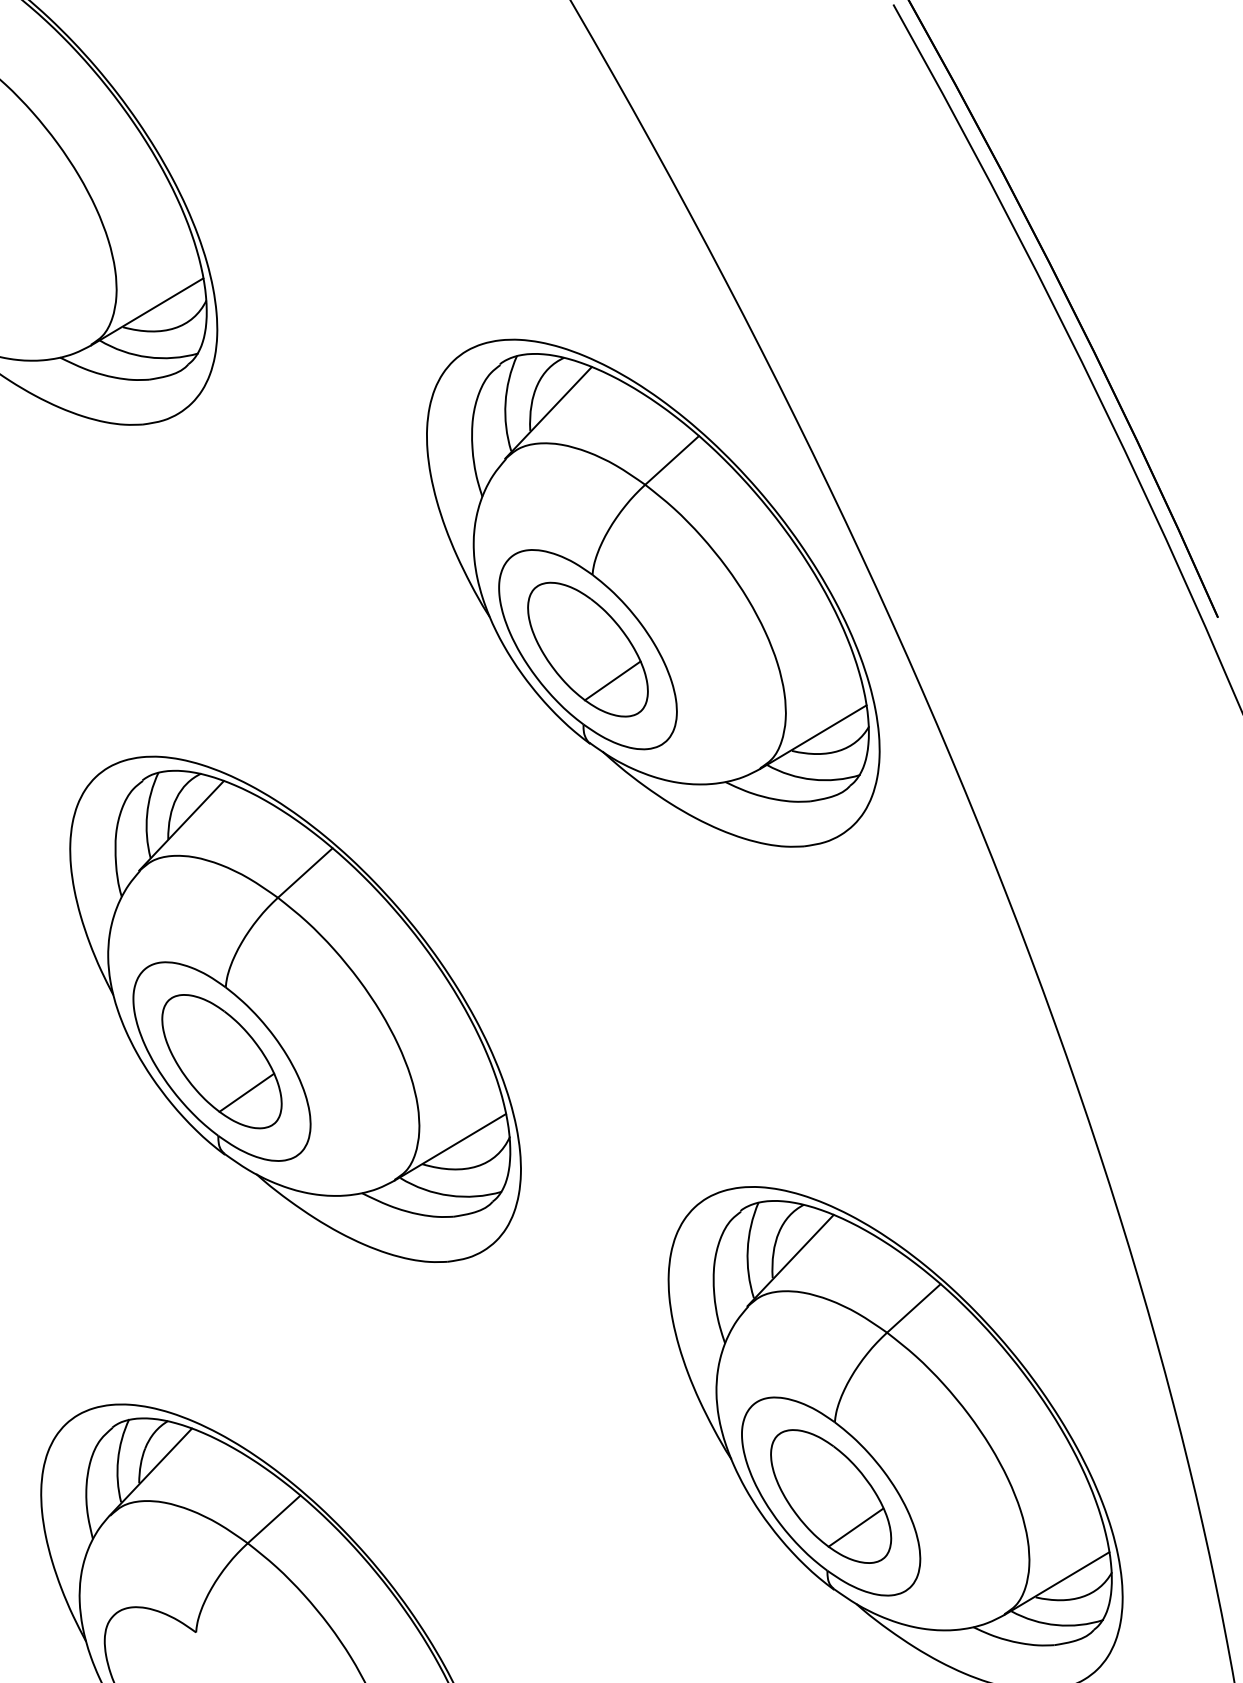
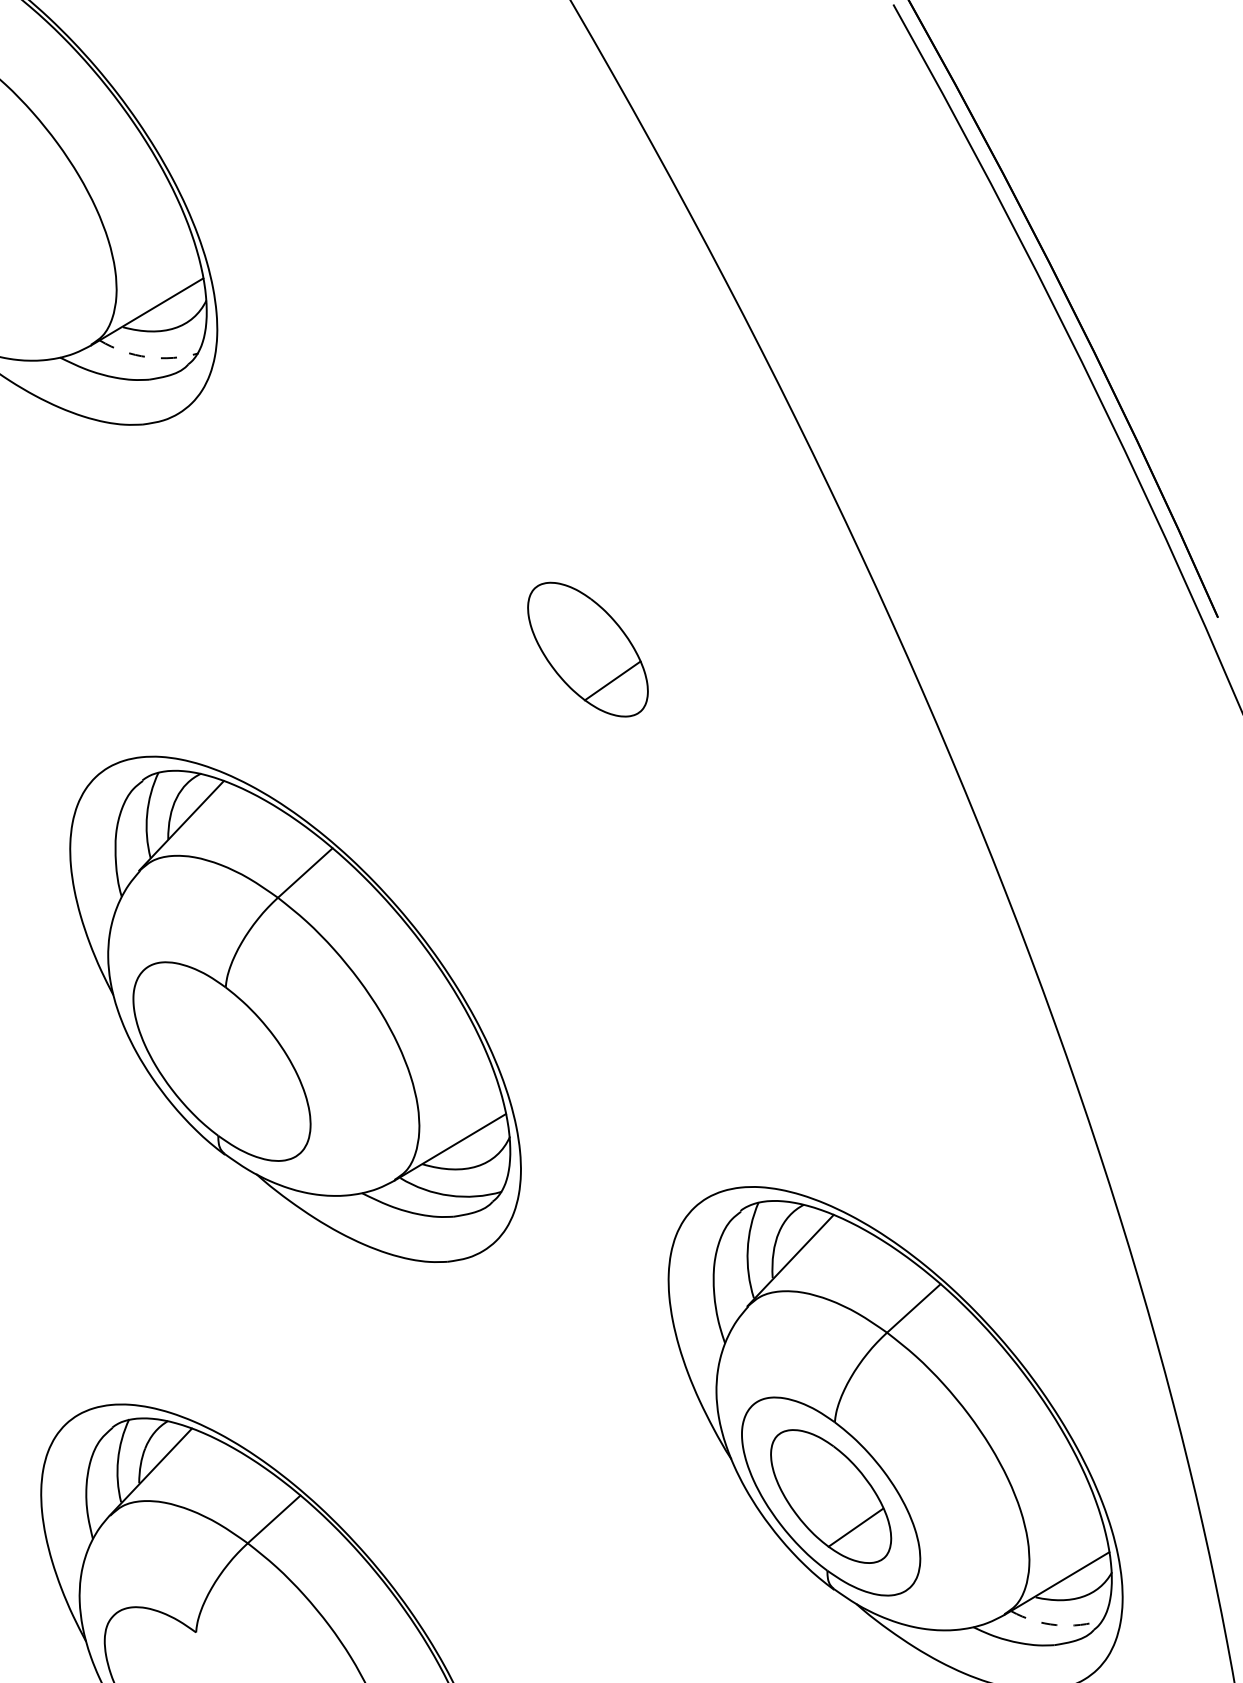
arc: solid -> dashed (147, 357)
part: present -> none (653, 592)
part: present -> none (221, 1061)
arc: solid -> dashed (1056, 1625)
